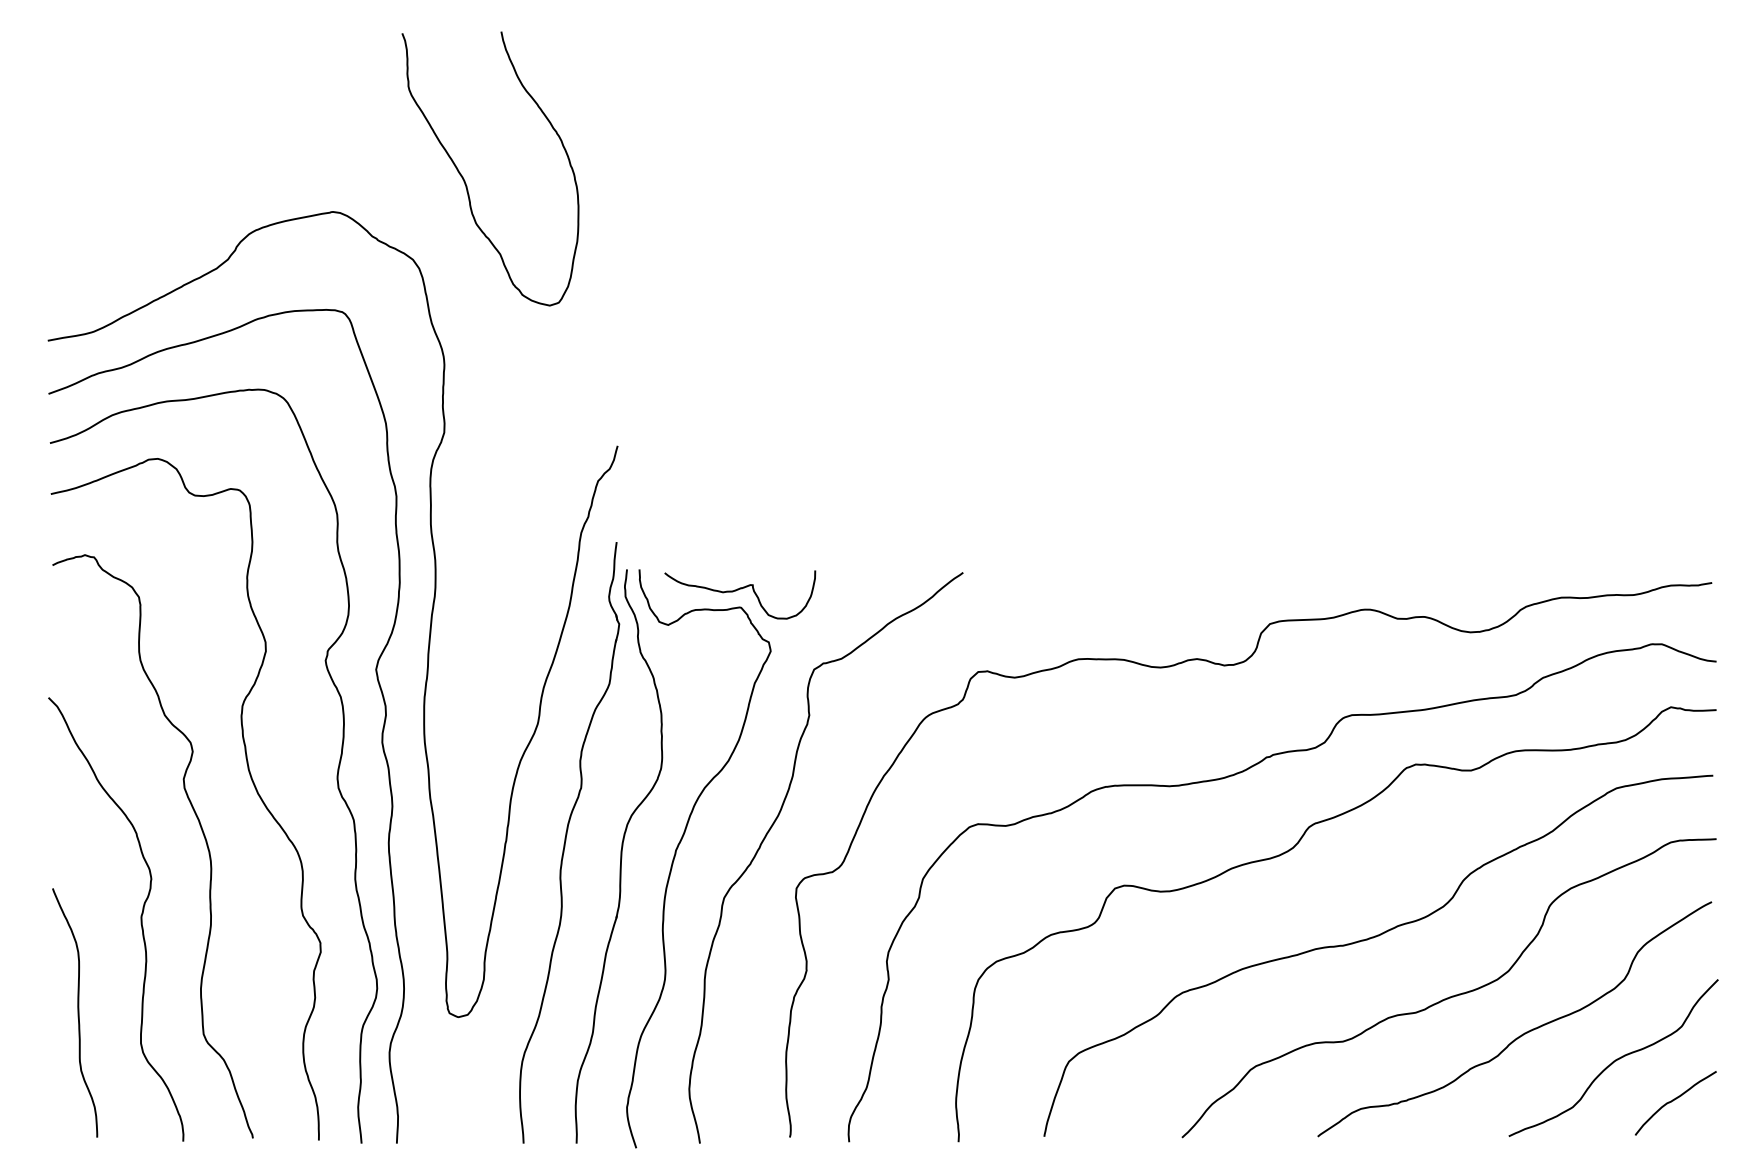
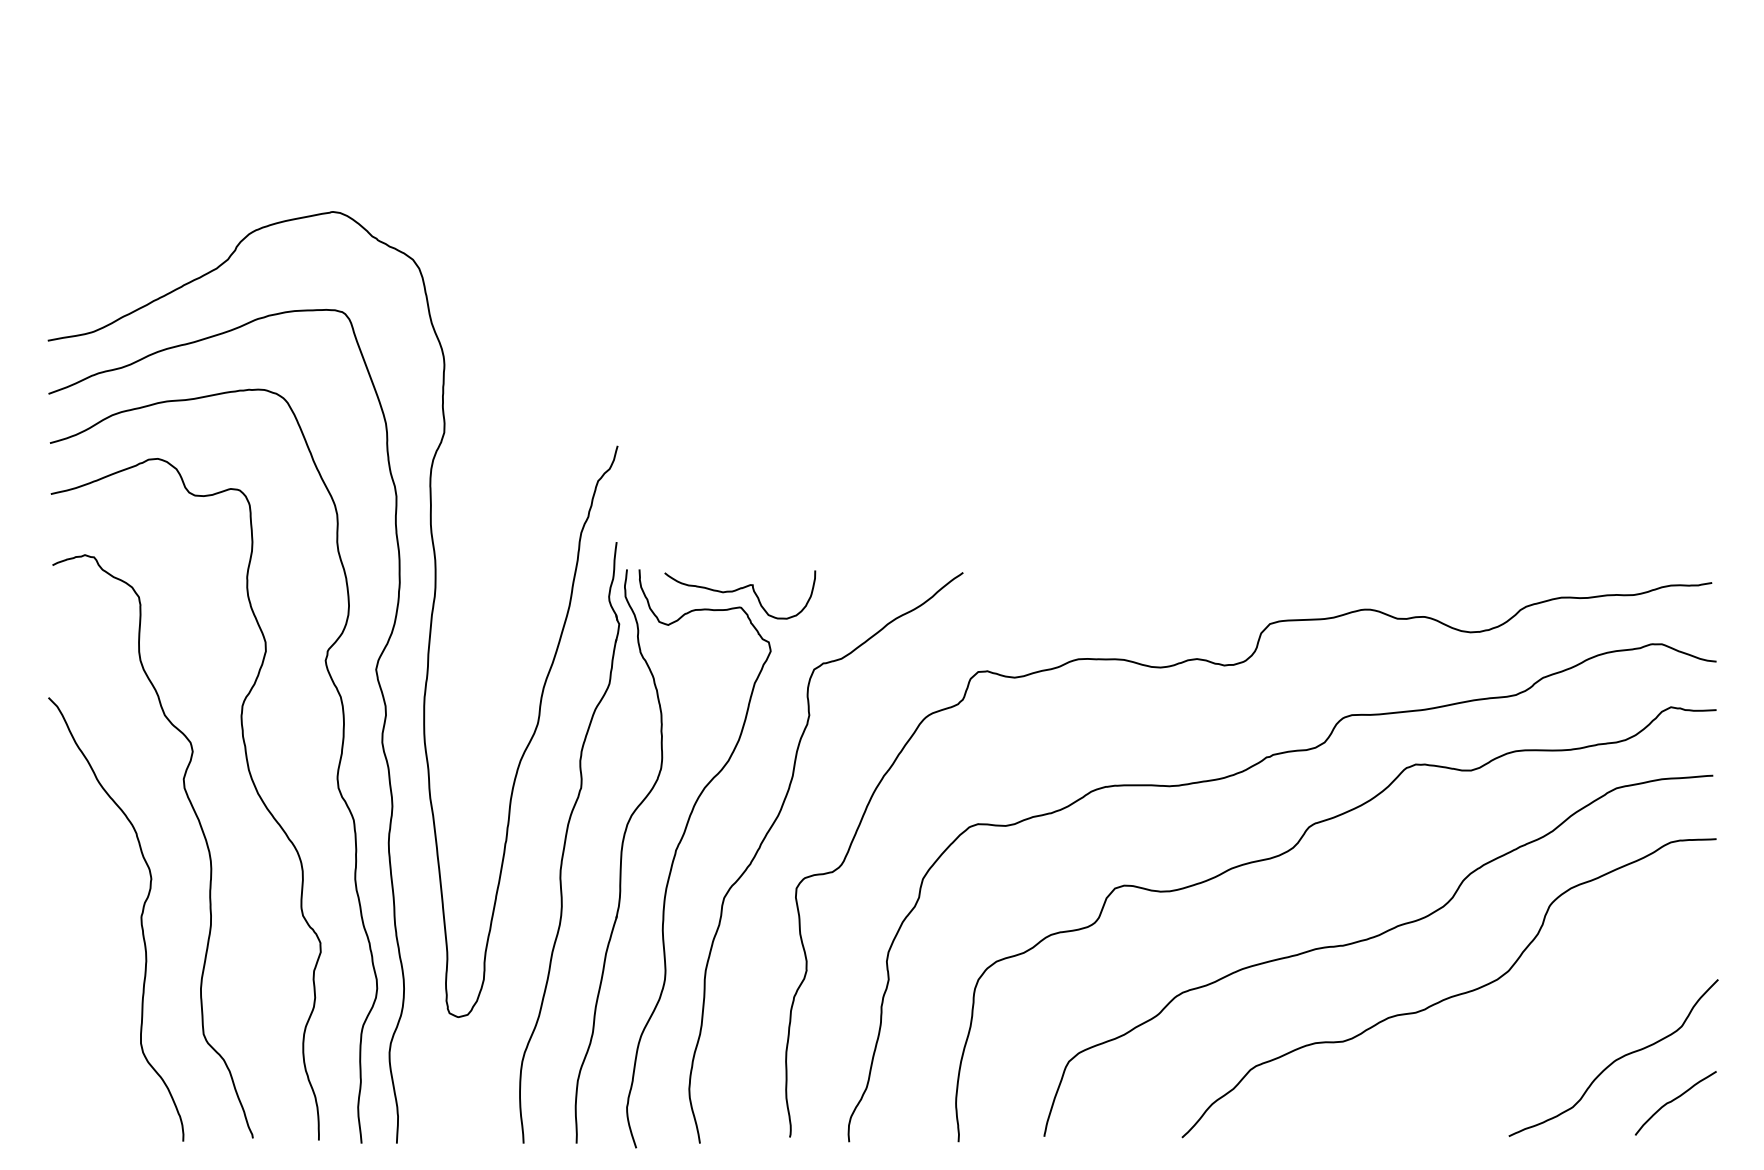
curve: present -> none (465, 180)
curve: present -> none (77, 1012)
curve: present -> none (1524, 1032)
